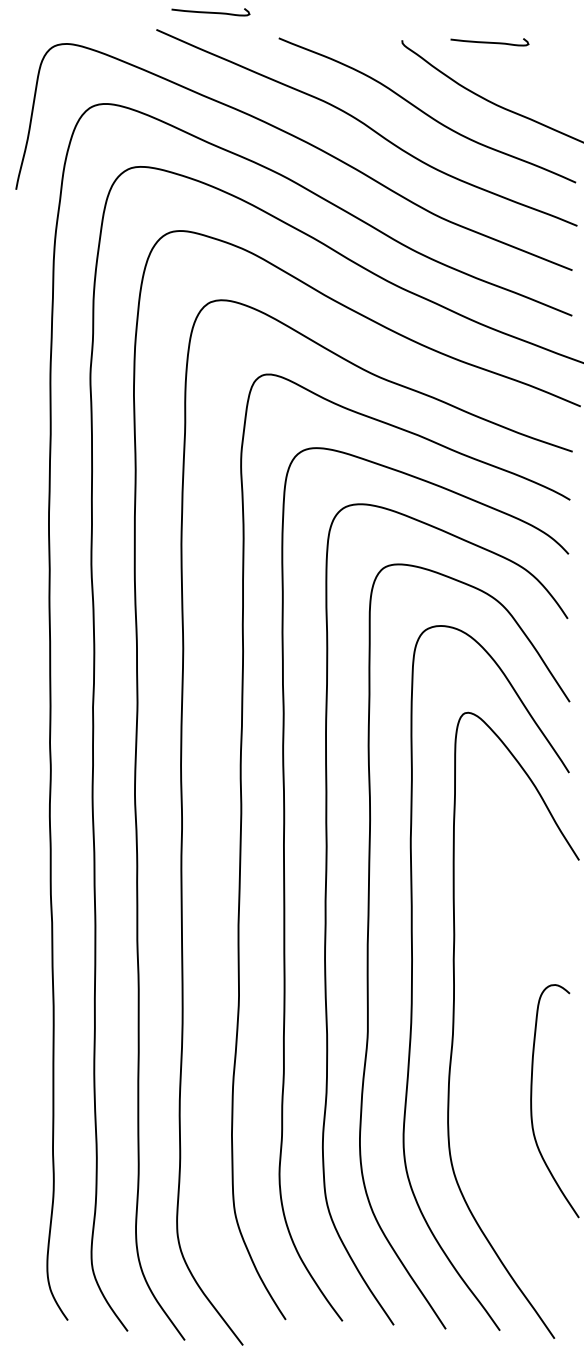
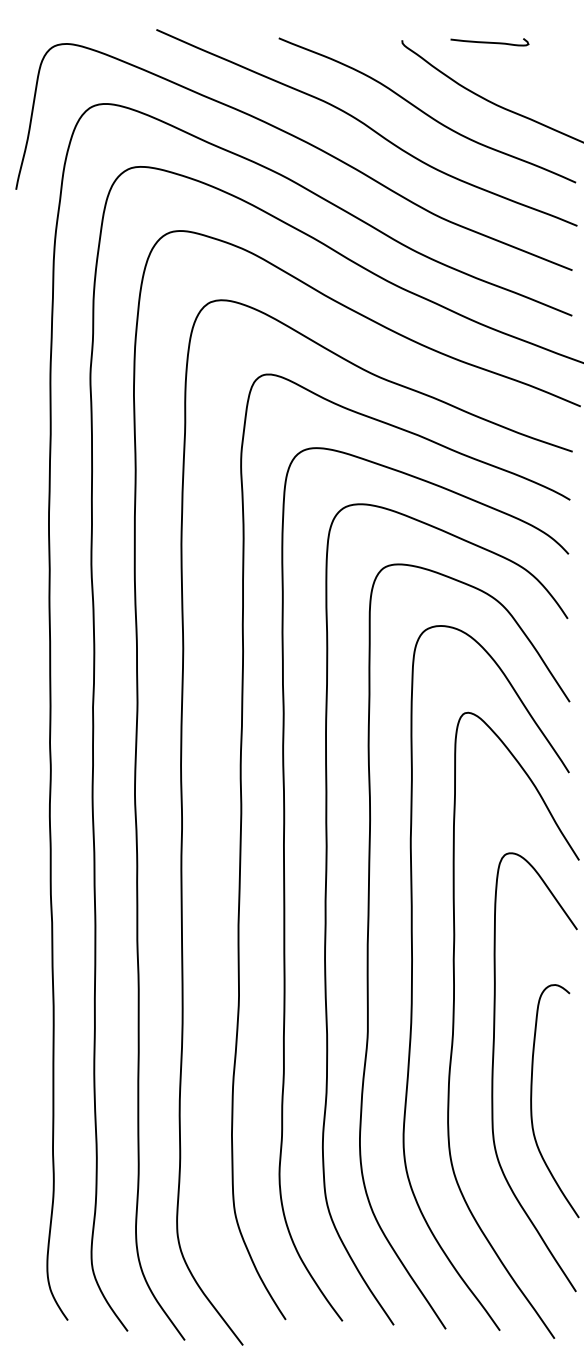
curve: present -> none (210, 12)
curve: none -> present (493, 1072)
